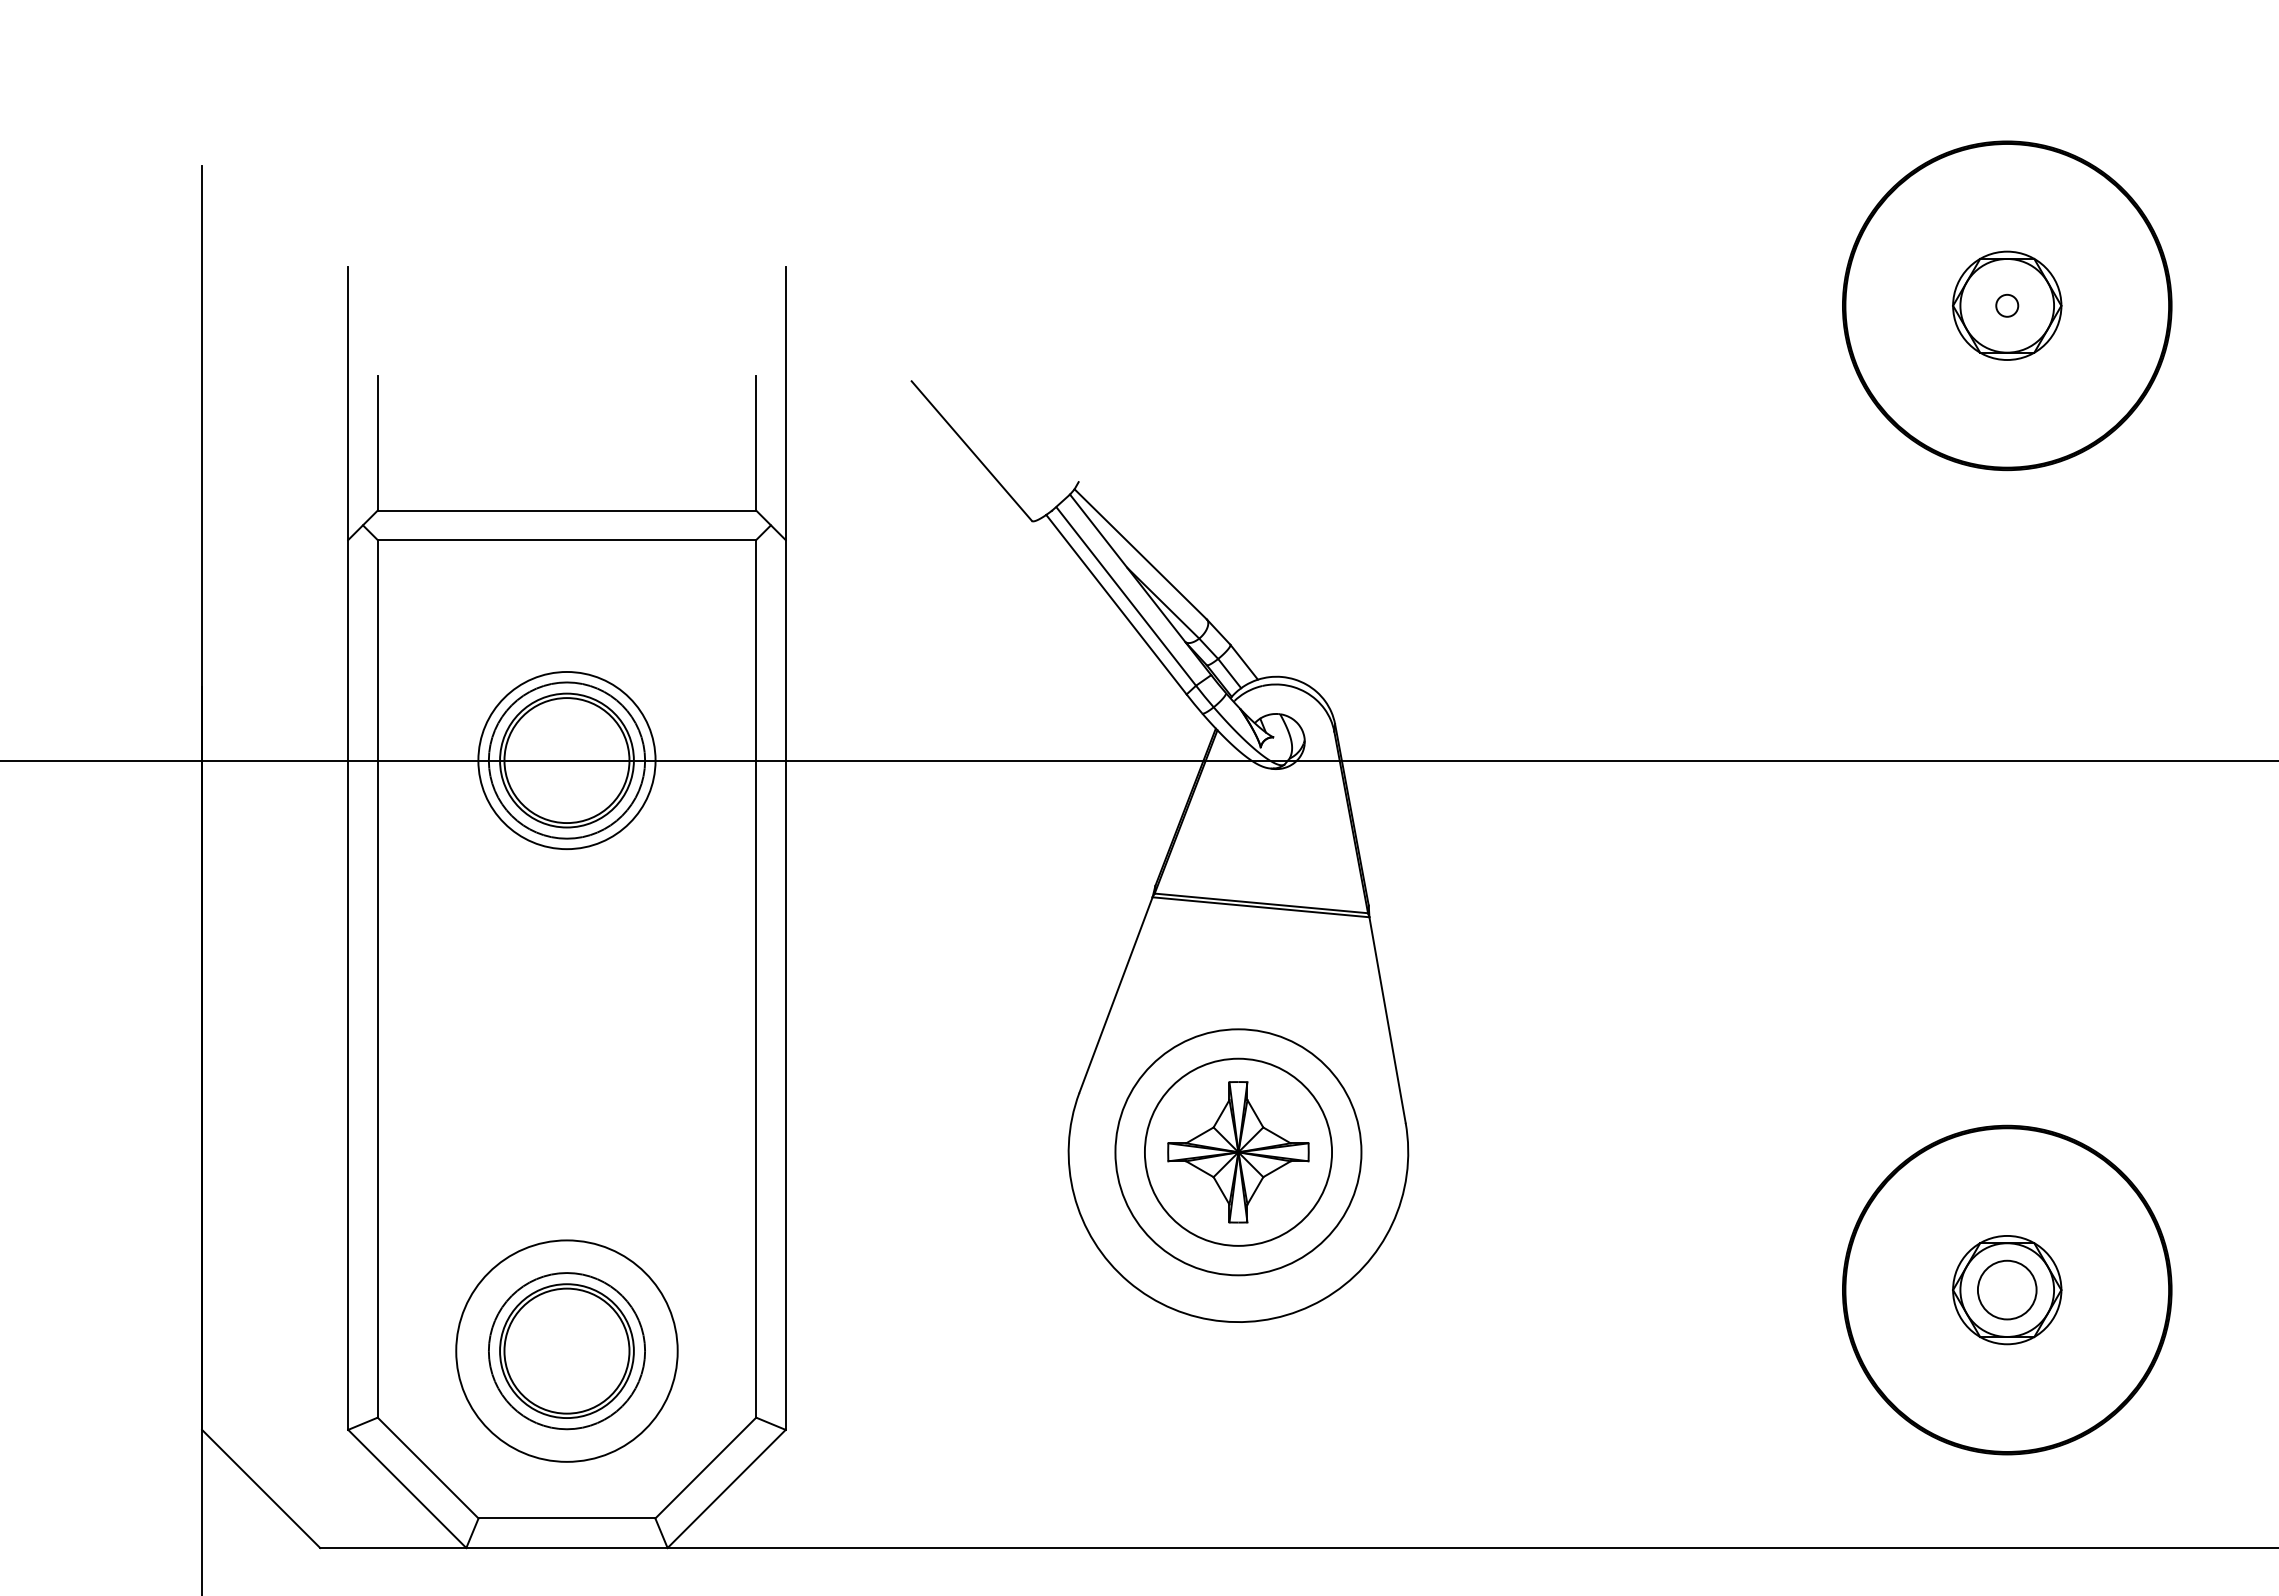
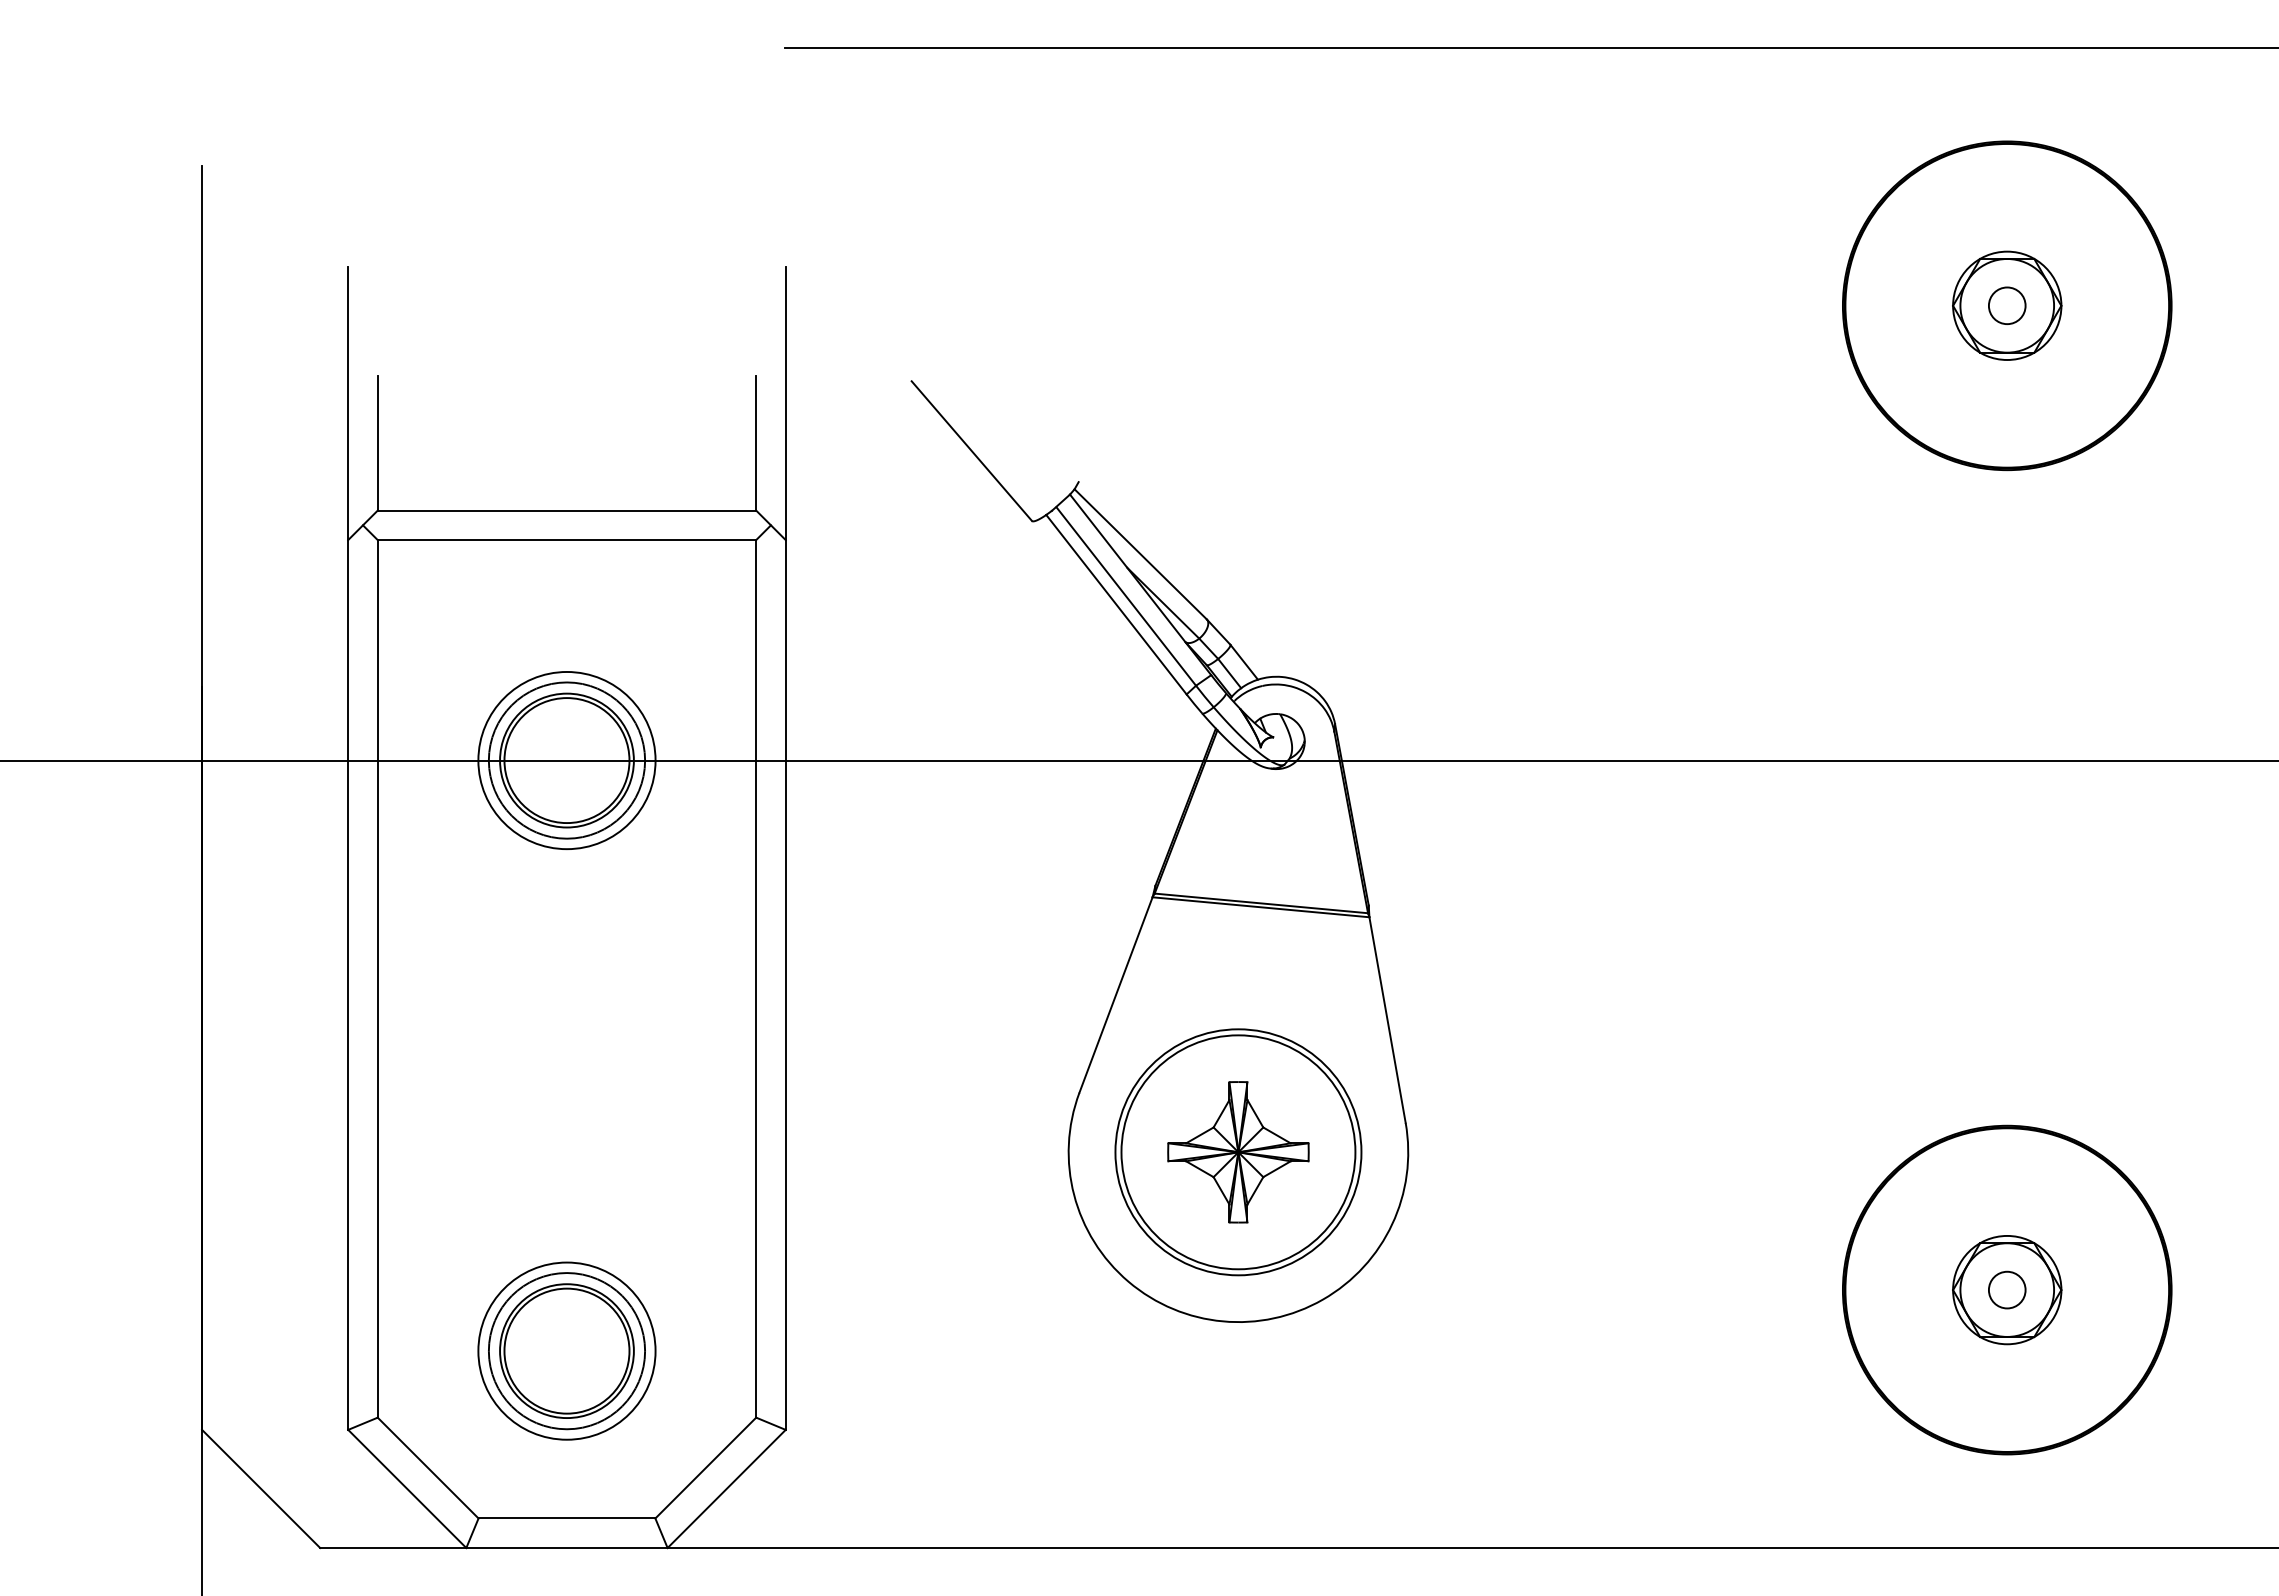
line: none -> present (1530, 47)
circle diameter: 22 px -> 37 px (2006, 305)
circle diameter: 187 px -> 234 px (1238, 1152)
circle diameter: 59 px -> 37 px (2006, 1289)
circle diameter: 221 px -> 177 px (566, 1350)
